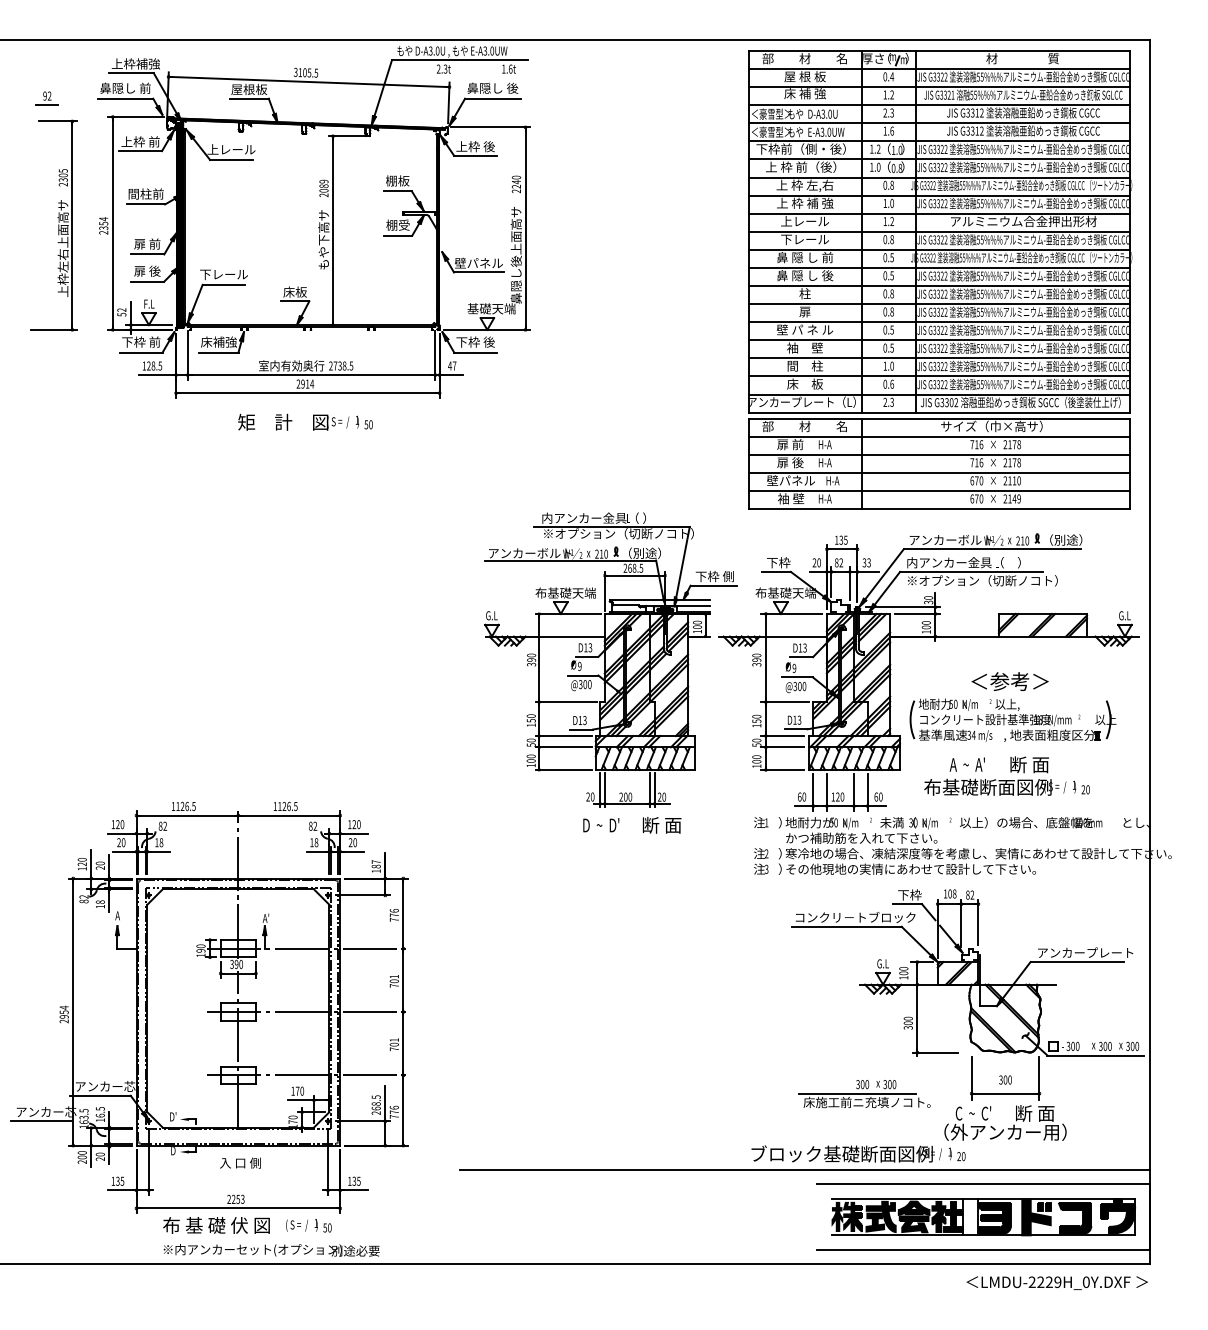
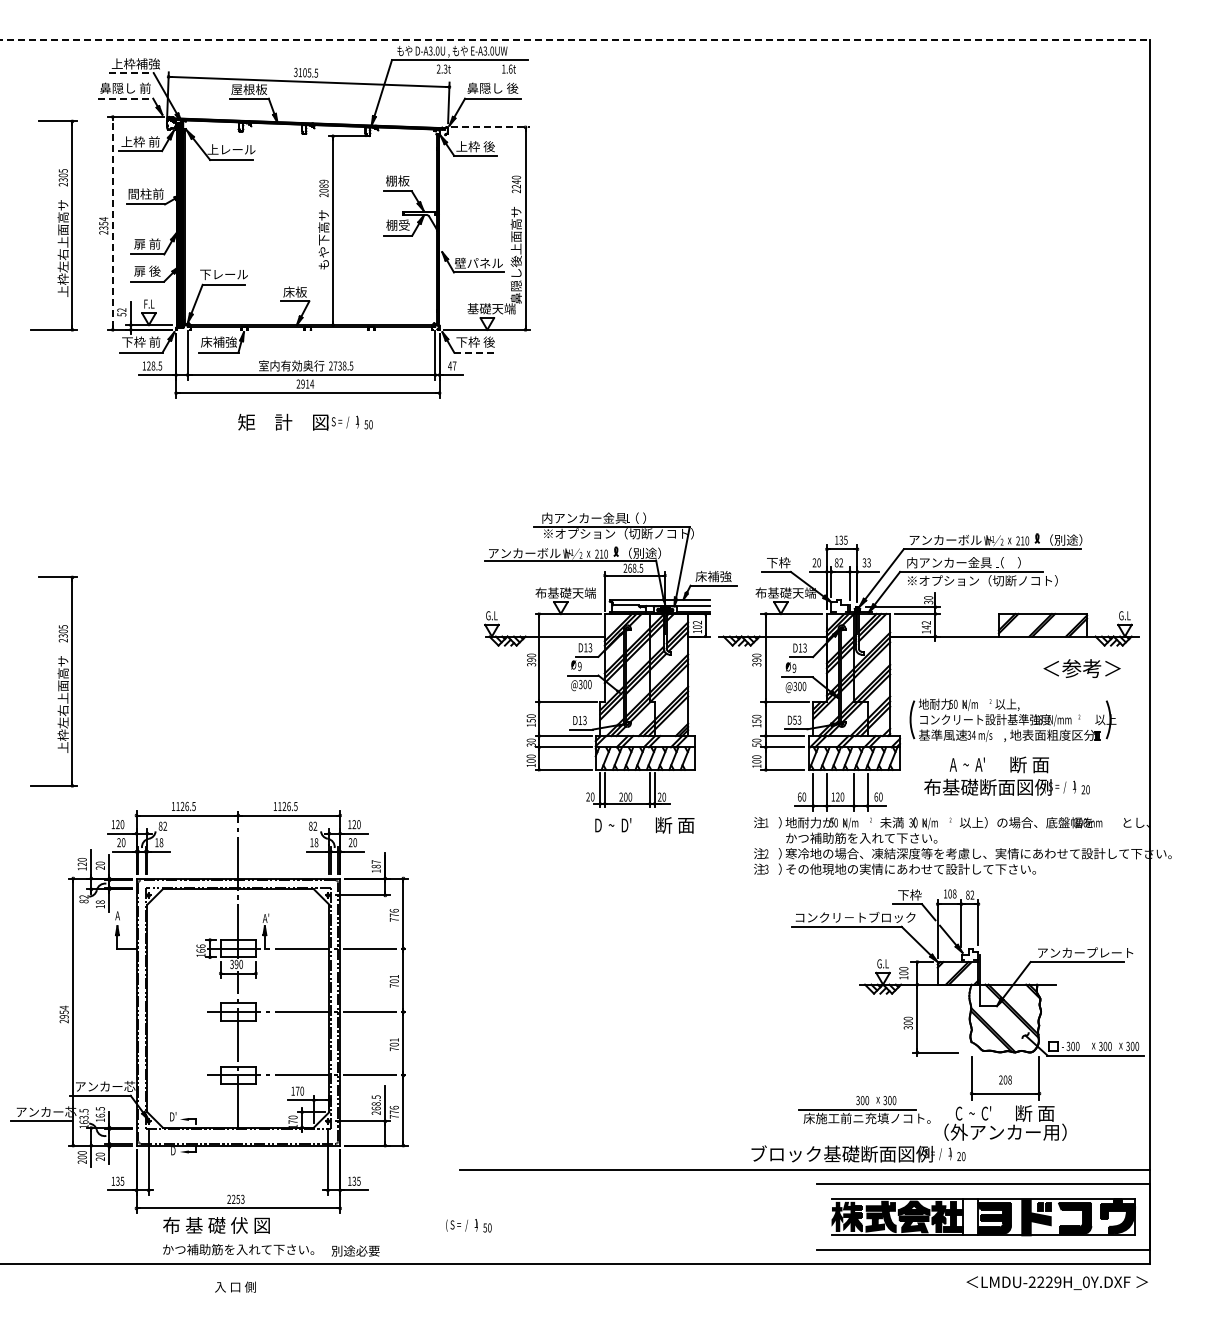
line: solid -> dashed (575, 39)
line: solid -> dashed (132, 73)
part: present -> none (46, 98)
line: solid -> dashed (125, 98)
line: solid -> dashed (491, 127)
line: solid -> dashed (112, 222)
part: present -> none (940, 279)
line: solid -> dashed (476, 352)
text: 下枠 側 -> 床補強 (714, 576)
text: 100 -> 102 (697, 622)
text: 100 -> 142 (925, 625)
part: none -> present (53, 681)
text position: (1009, 681) -> (1081, 668) (1081, 668)
text: D13 -> D53 (794, 719)
text: 50 -> 30 (530, 744)
text position: (601, 825) -> (613, 825) (613, 825)
text position: (661, 825) -> (674, 825) (674, 825)
text: 190 -> 166 (200, 948)
text: 300 -> 208 (1005, 1080)
part position: (864, 1094) -> (864, 1110) (864, 1110)
text position: (240, 1162) -> (235, 1286) (235, 1286)
text position: (308, 1225) -> (468, 1225) (468, 1225)
text: ※内アンカーセット(オプション) -> かつ補助筋を入れて下さい。 (252, 1250)
